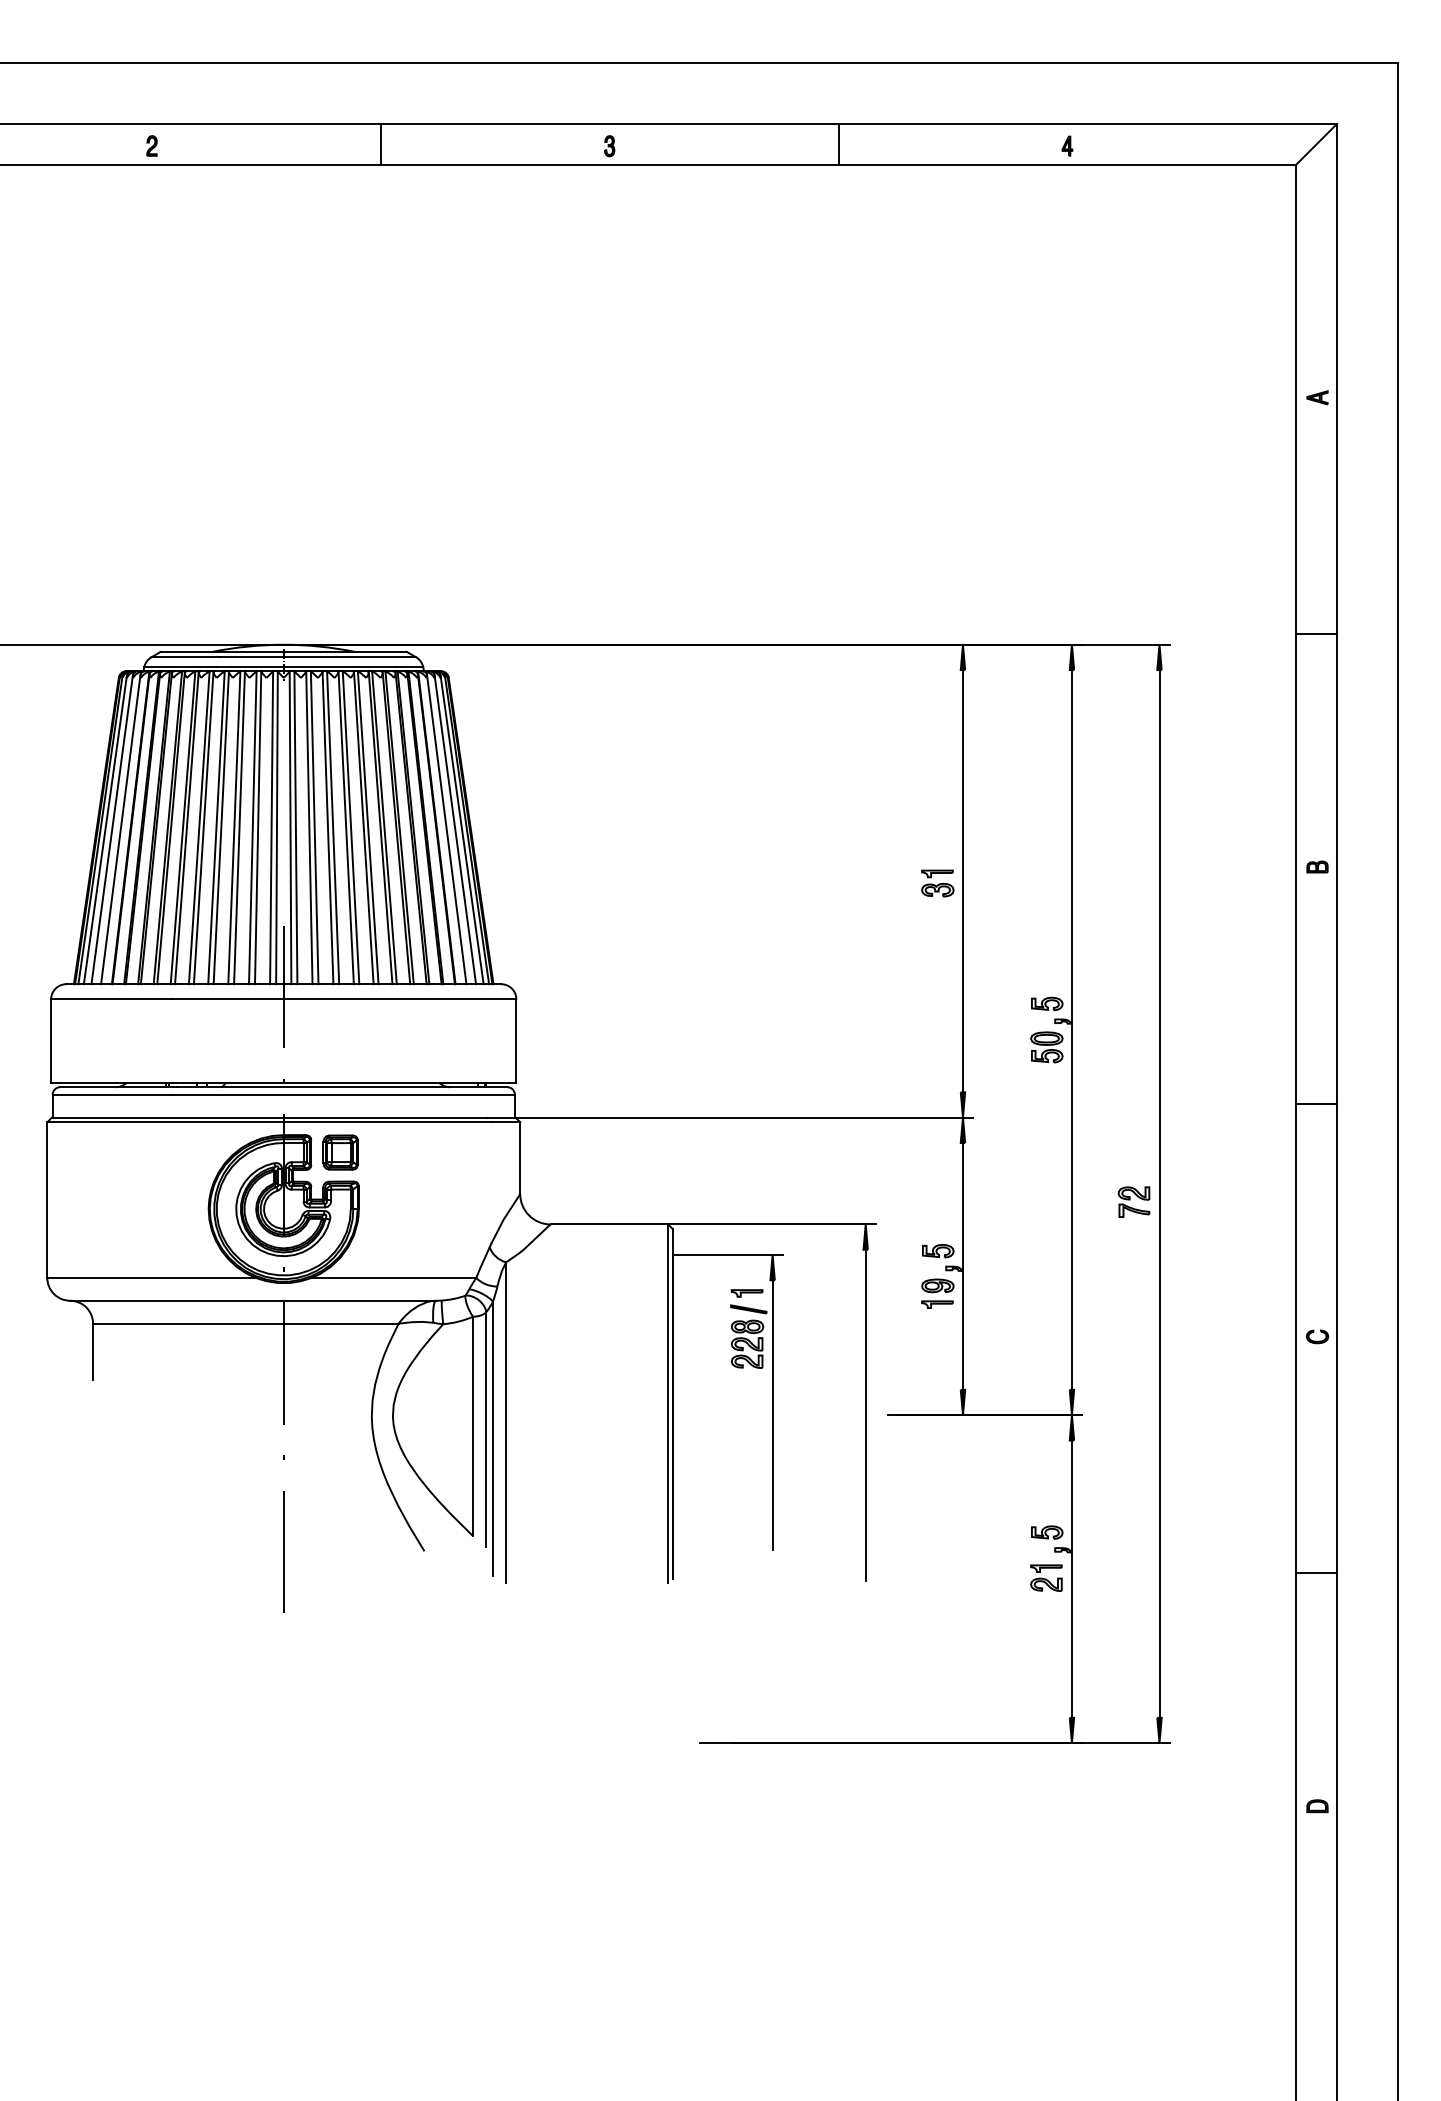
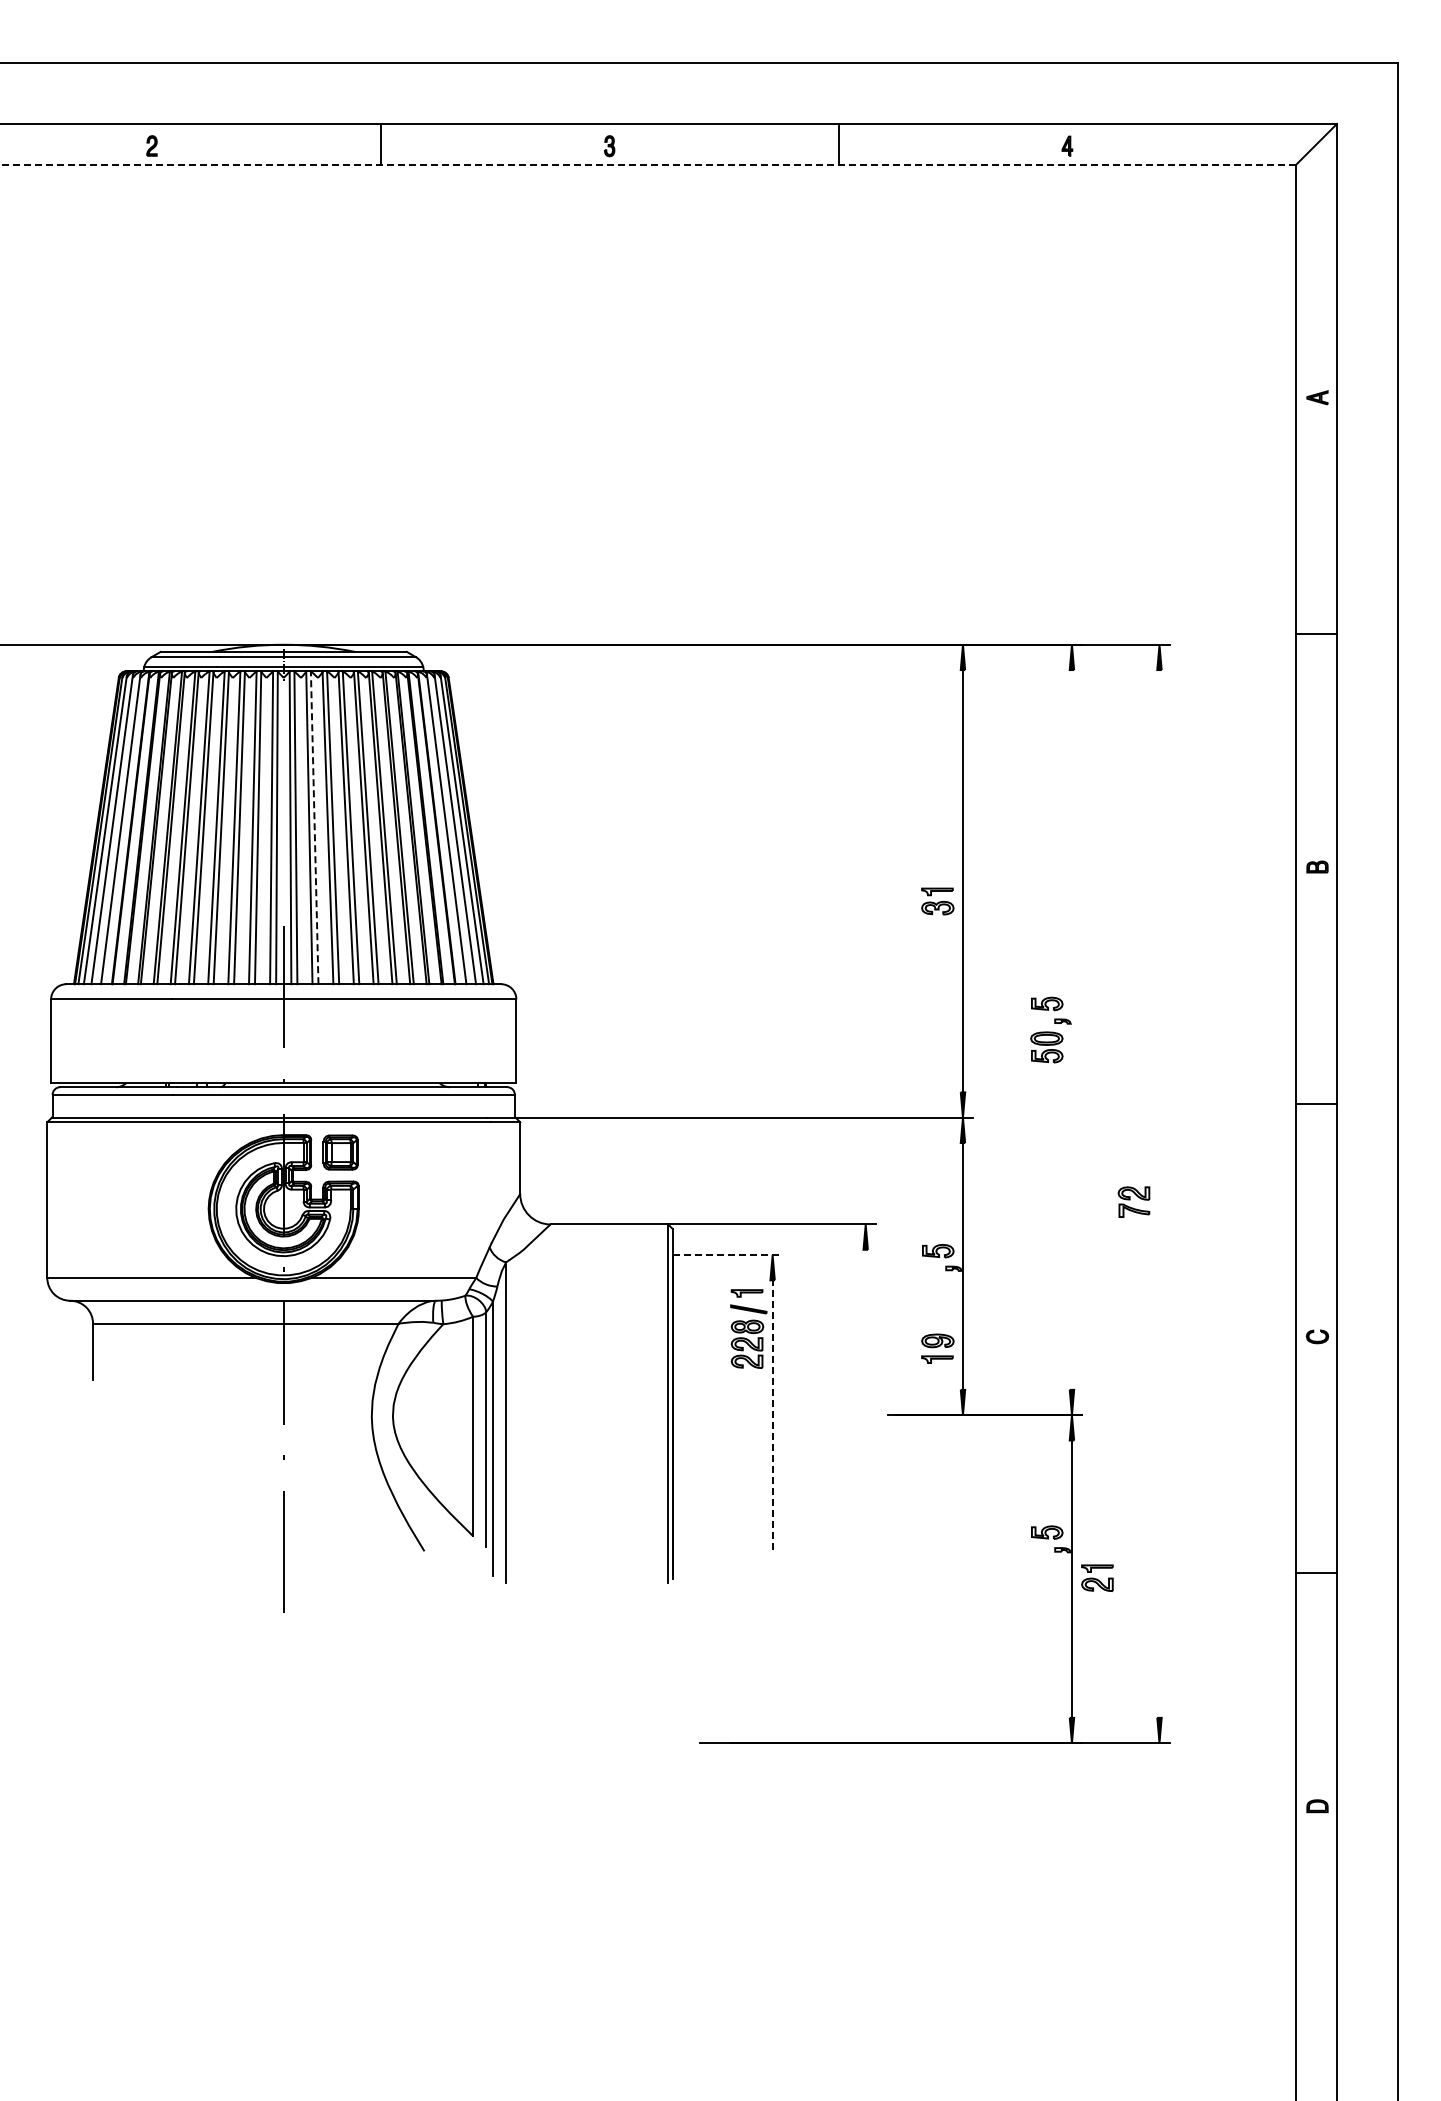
line: solid -> dashed (648, 164)
line: solid -> dashed (314, 827)
part position: (937, 883) -> (937, 901) (937, 901)
line: present -> none (1071, 1029)
line: present -> none (1159, 1193)
line: solid -> dashed (728, 1254)
part position: (937, 1293) -> (937, 1348) (937, 1348)
line: present -> none (865, 1414)
line: solid -> dashed (772, 1415)
part position: (1046, 1577) -> (1097, 1577) (1097, 1577)
